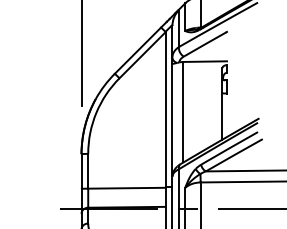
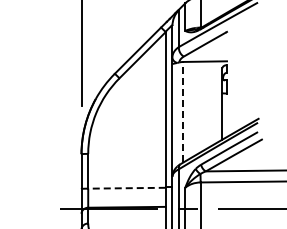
line: solid -> dashed (183, 111)
line: solid -> dashed (126, 188)
